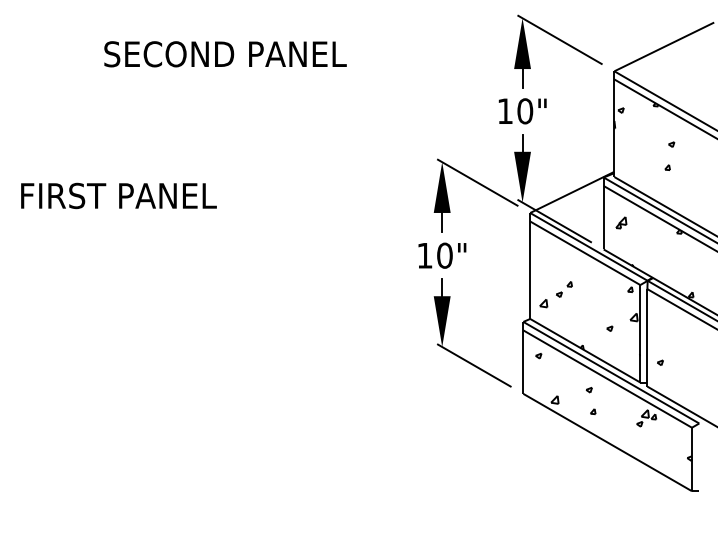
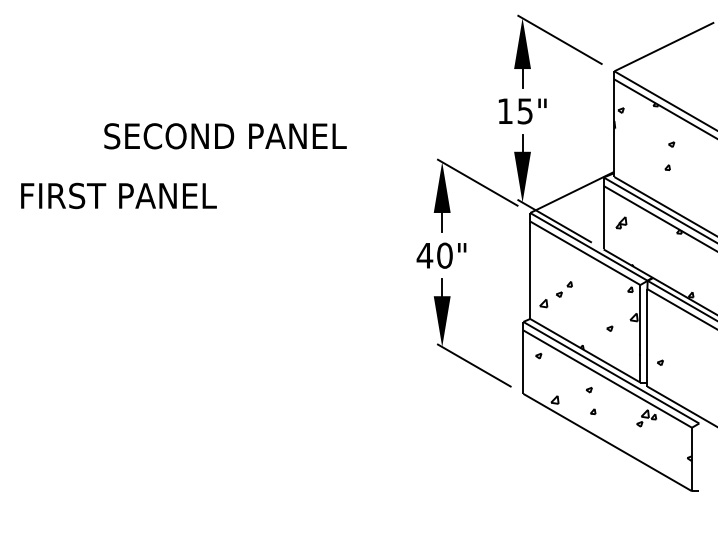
text position: (225, 54) -> (225, 136) (225, 136)
text: 10" -> 15" (525, 111)
text: 10" -> 40" (424, 255)
